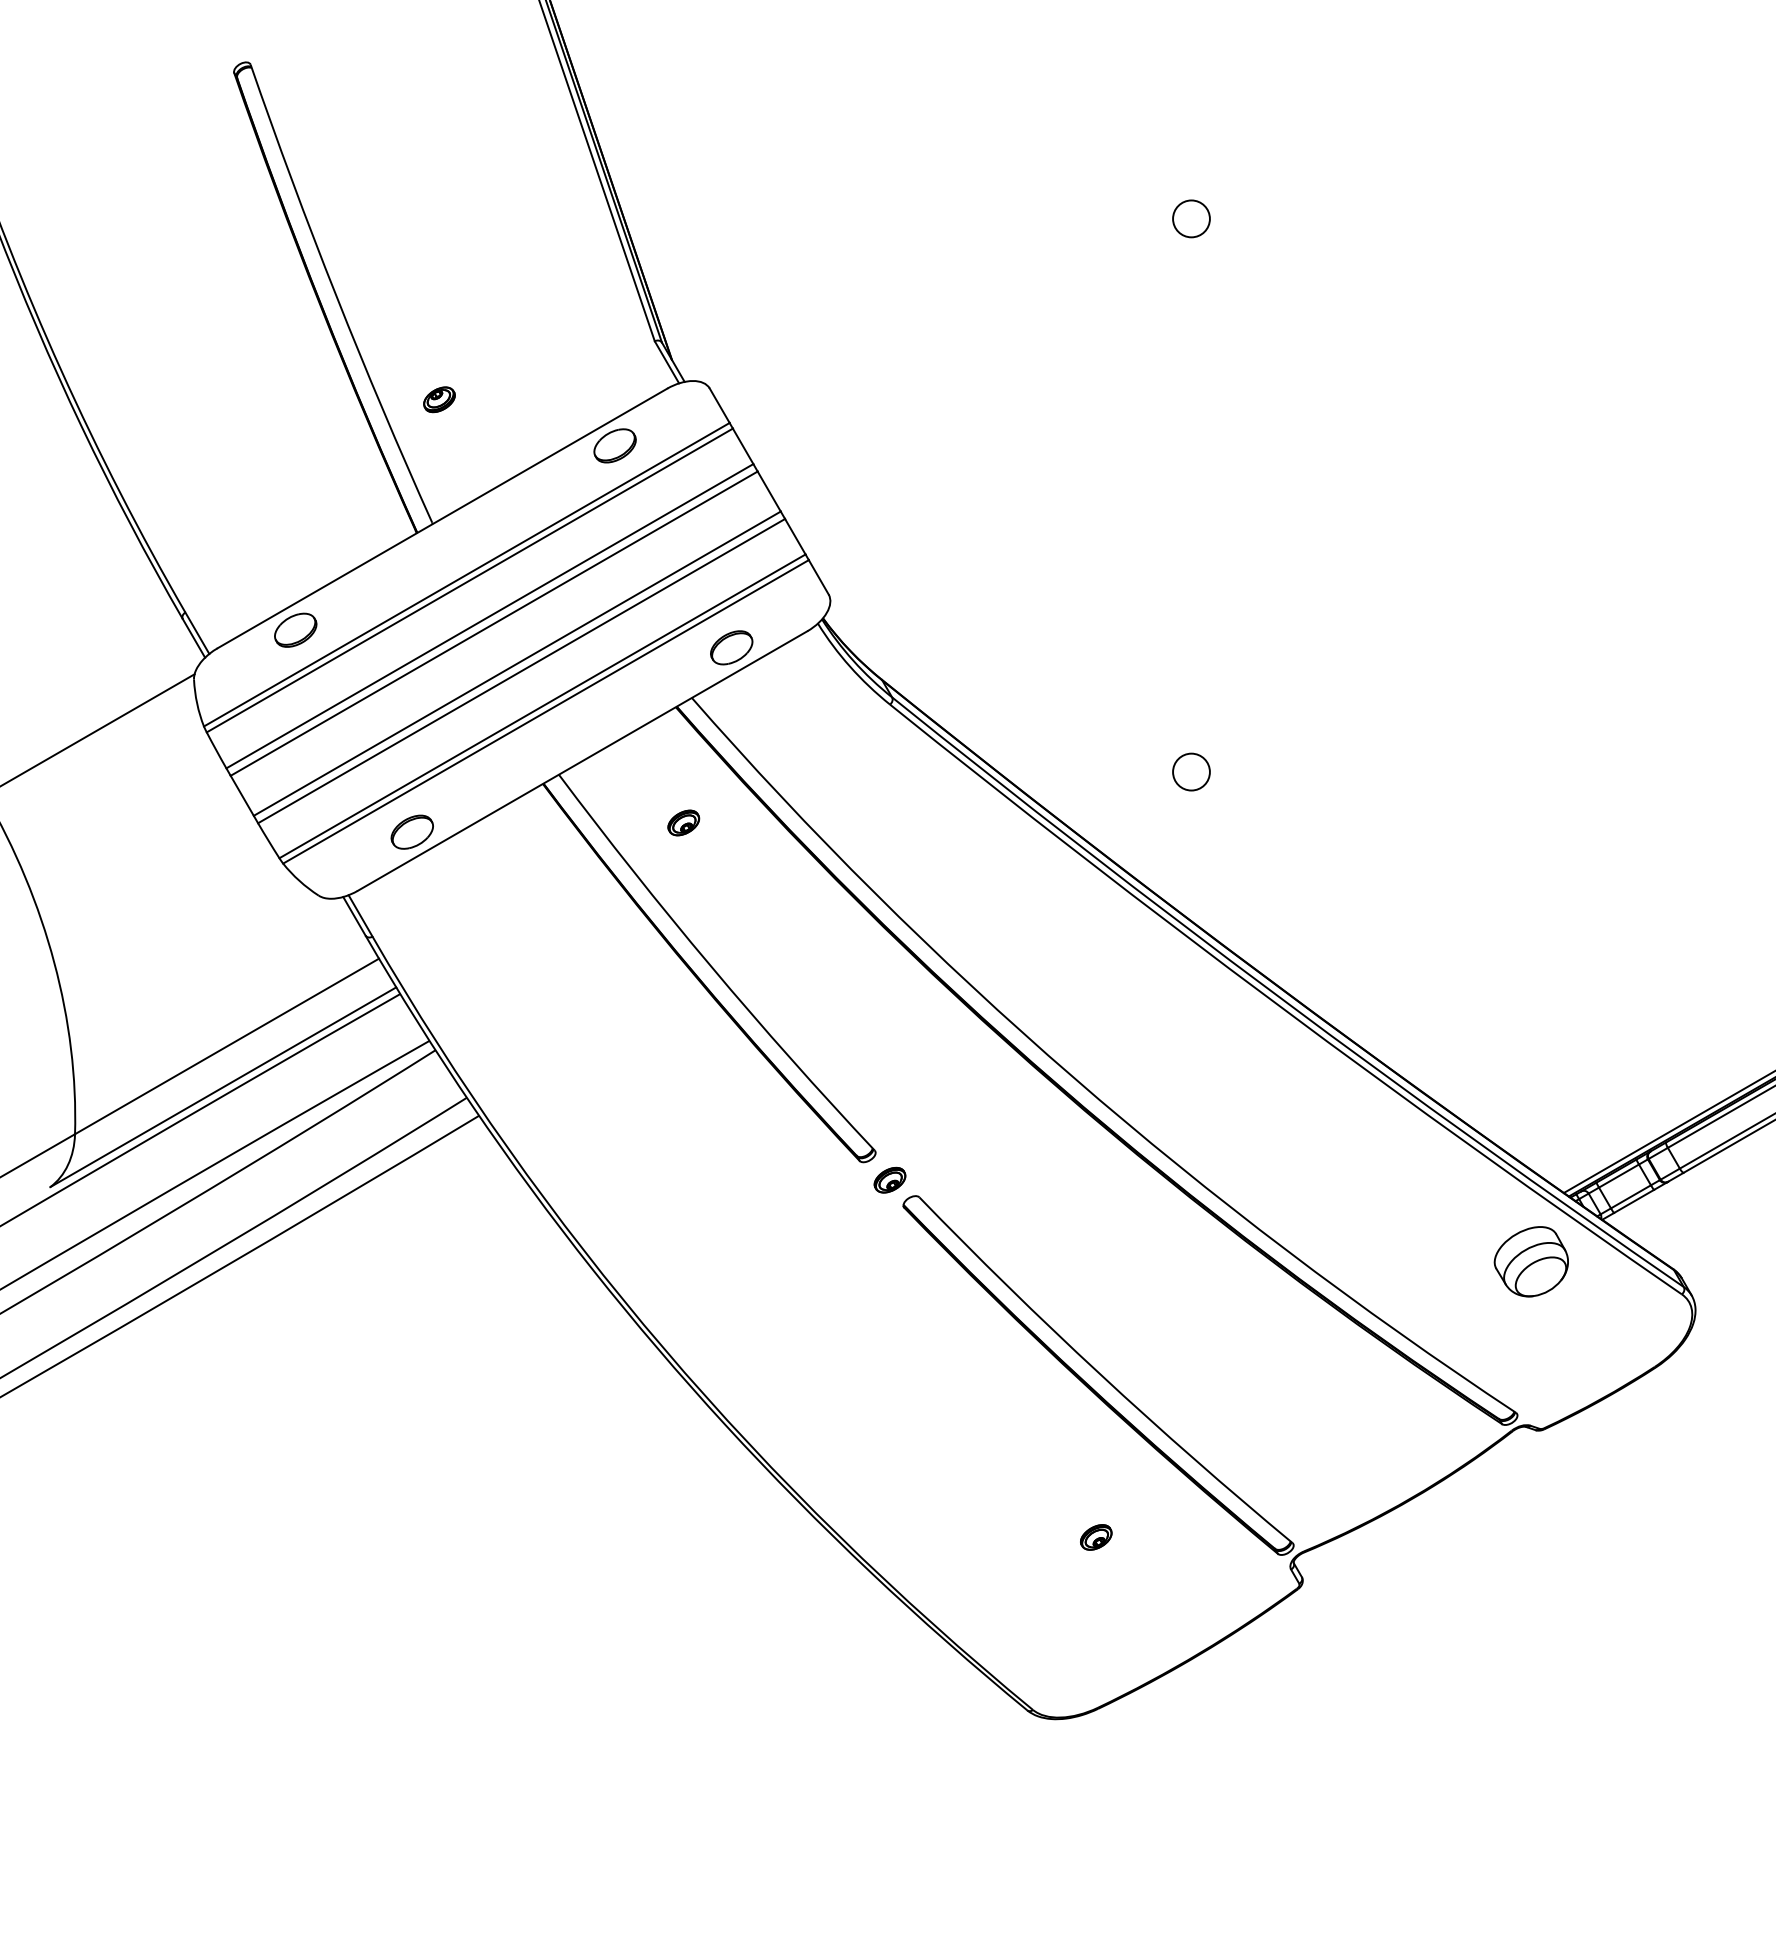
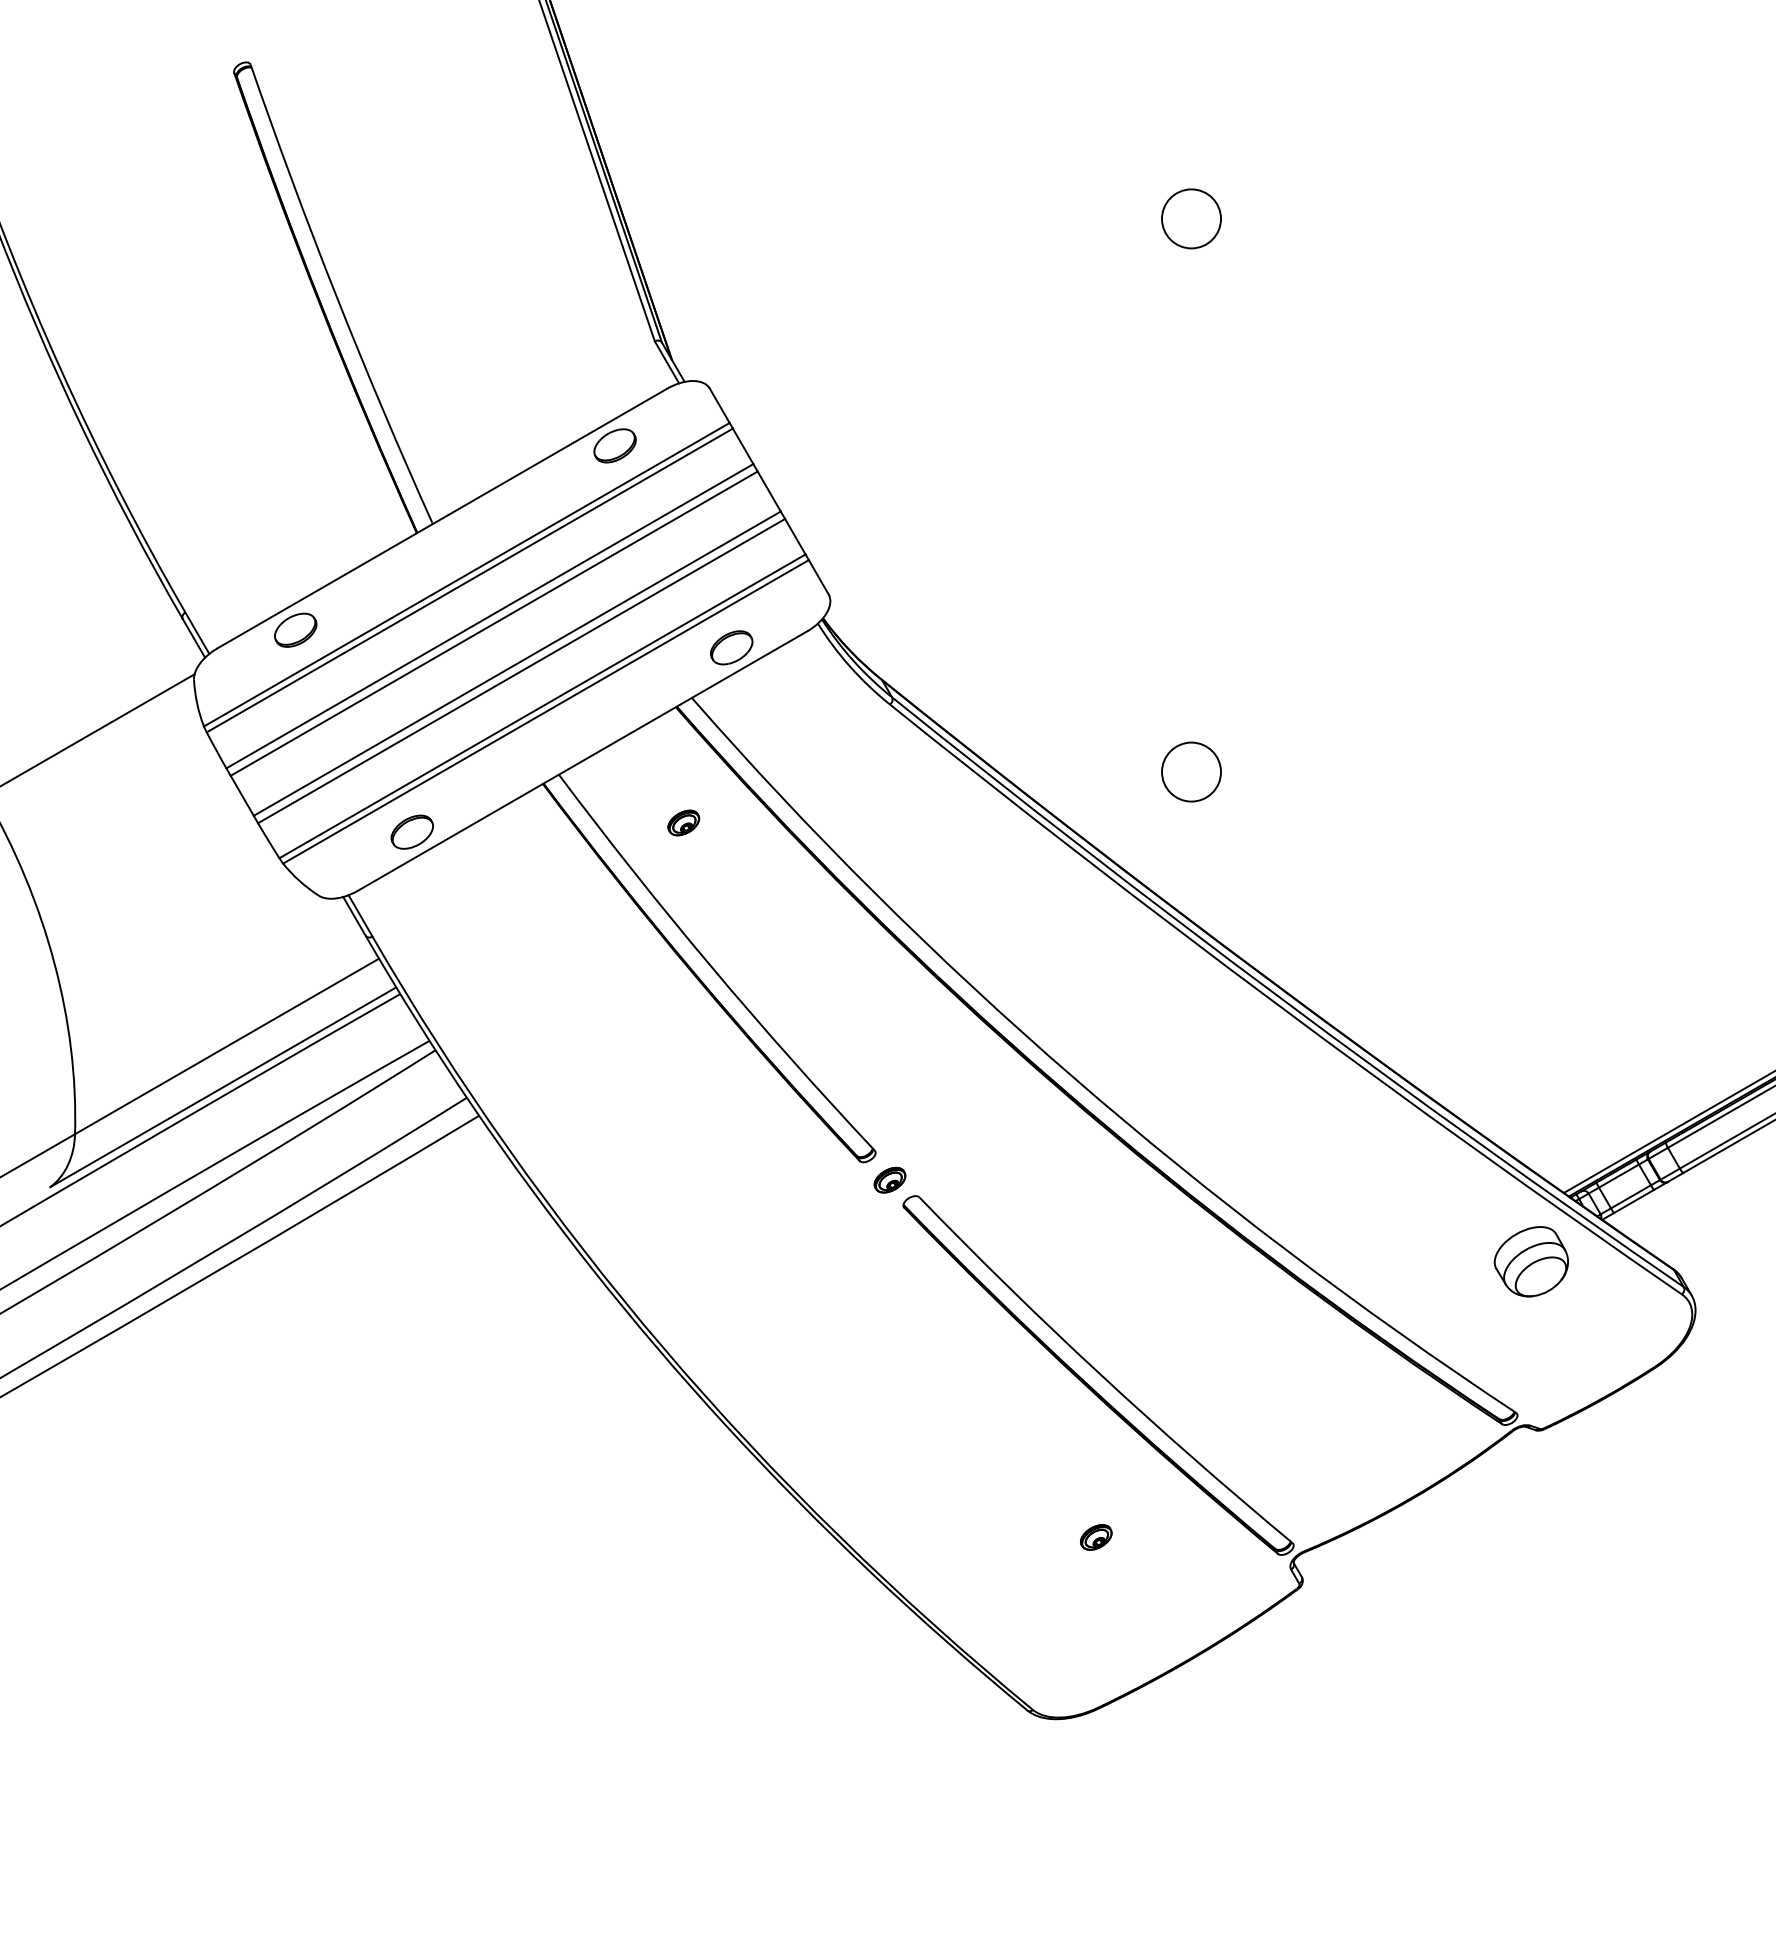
circle diameter: 37 px -> 59 px (1191, 218)
part: present -> none (439, 399)
circle diameter: 37 px -> 59 px (1191, 771)
